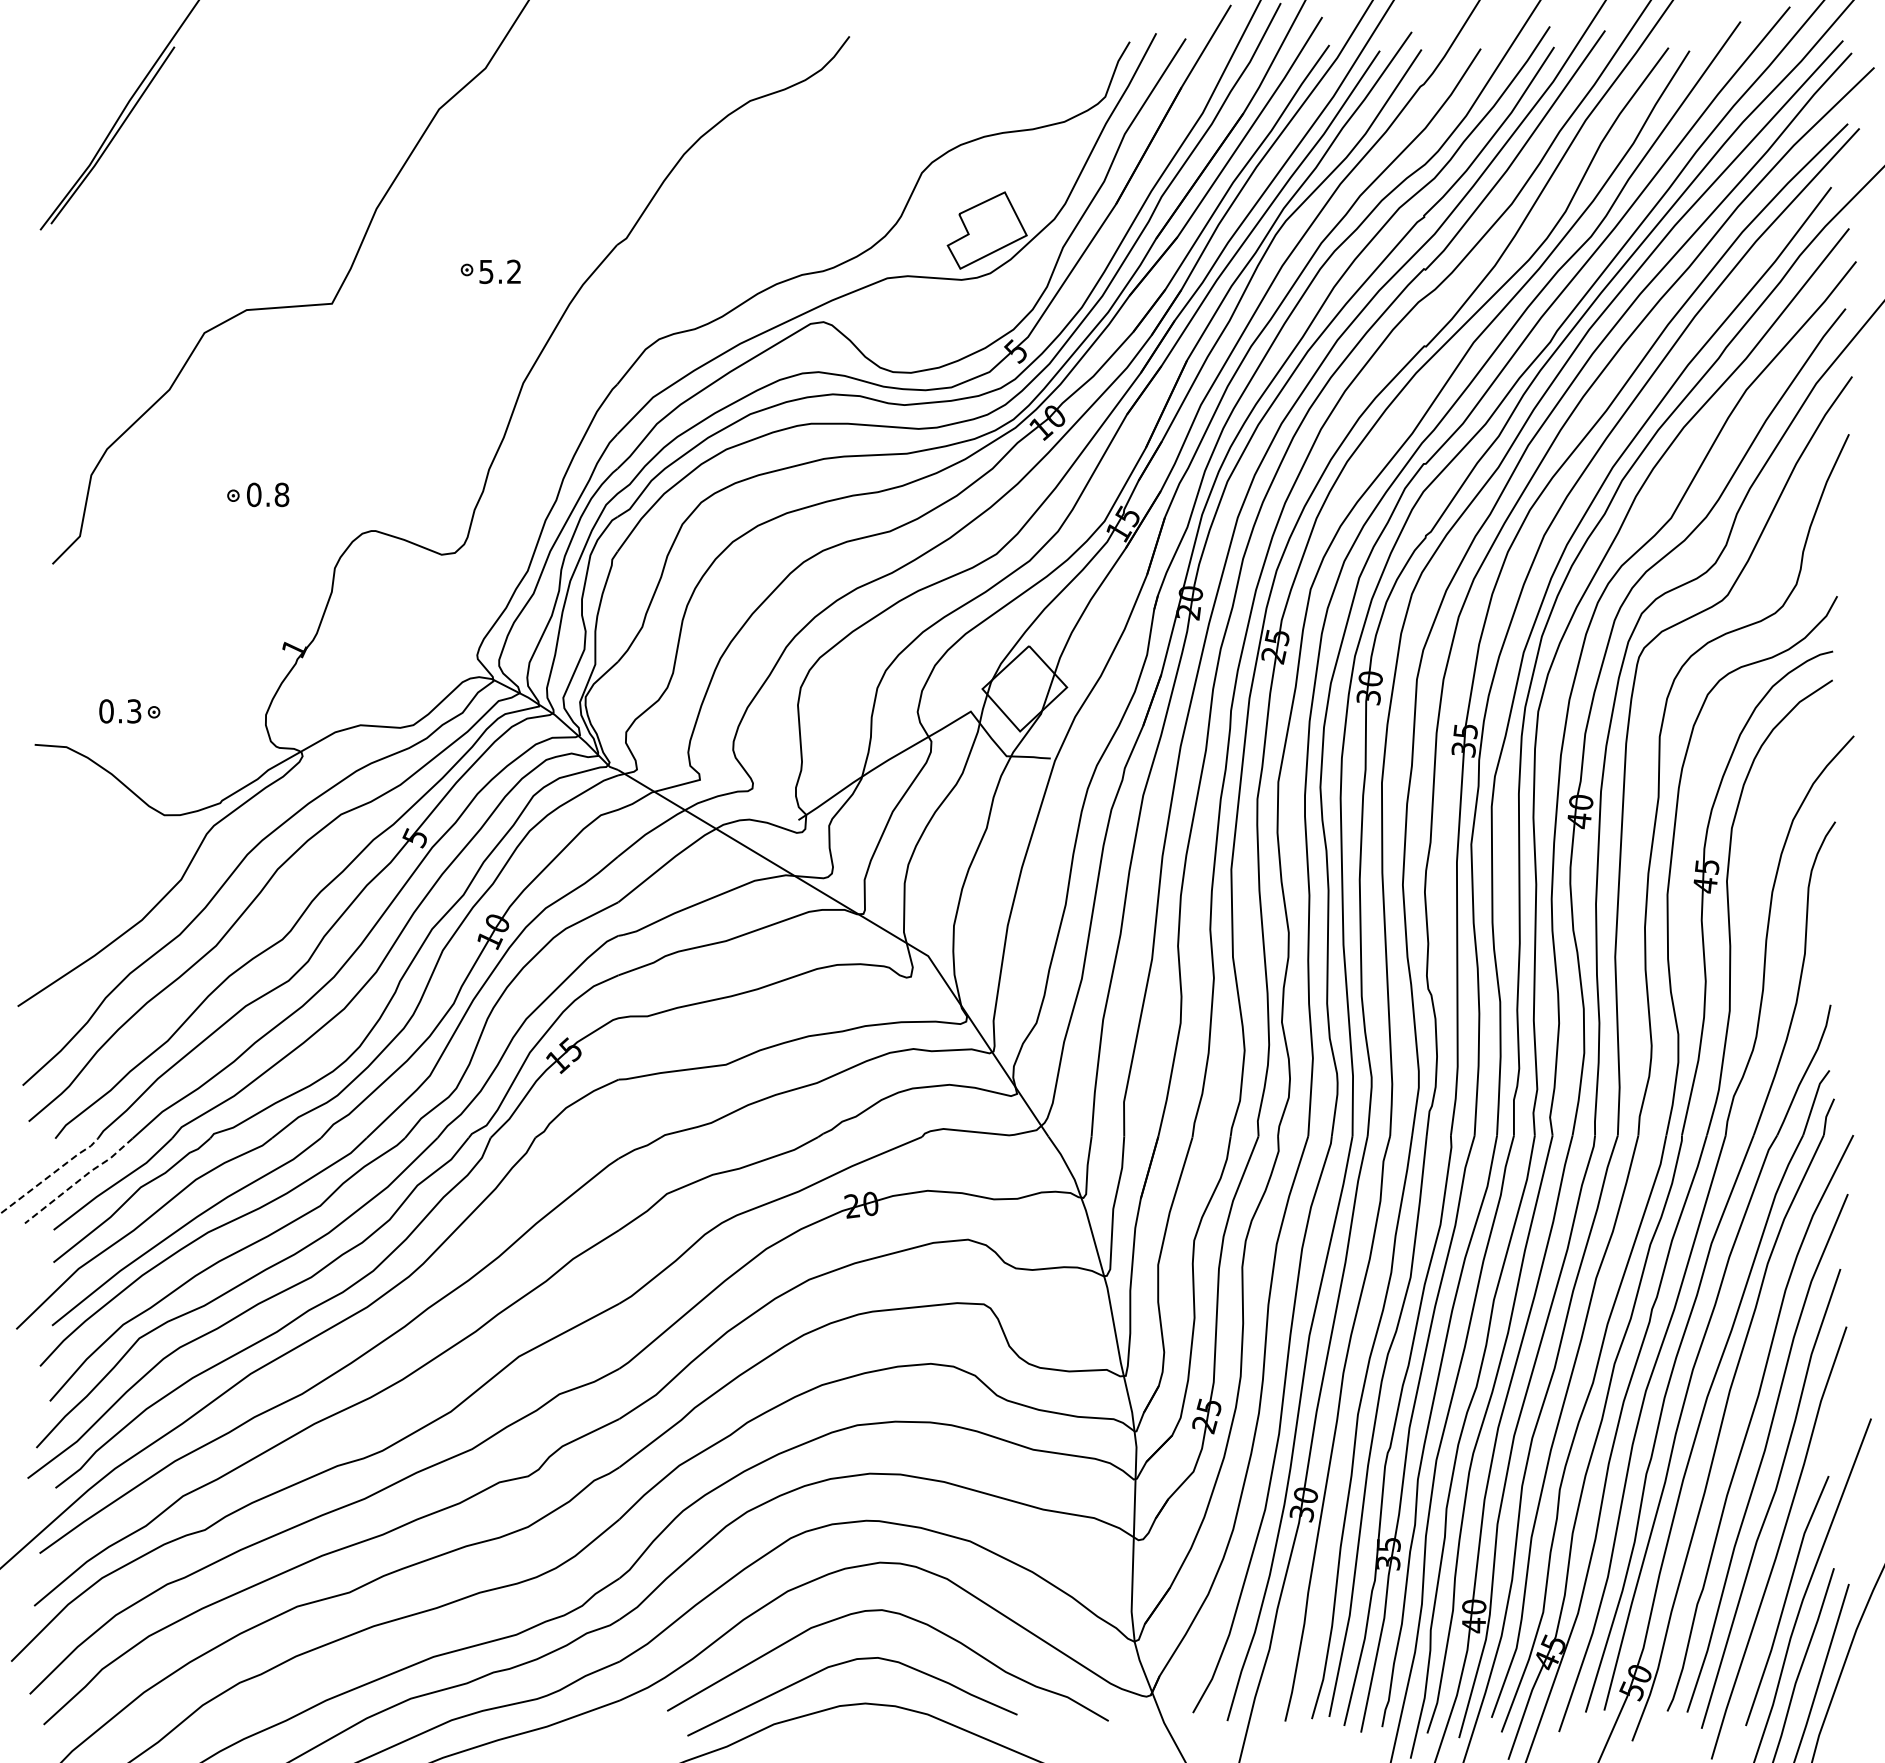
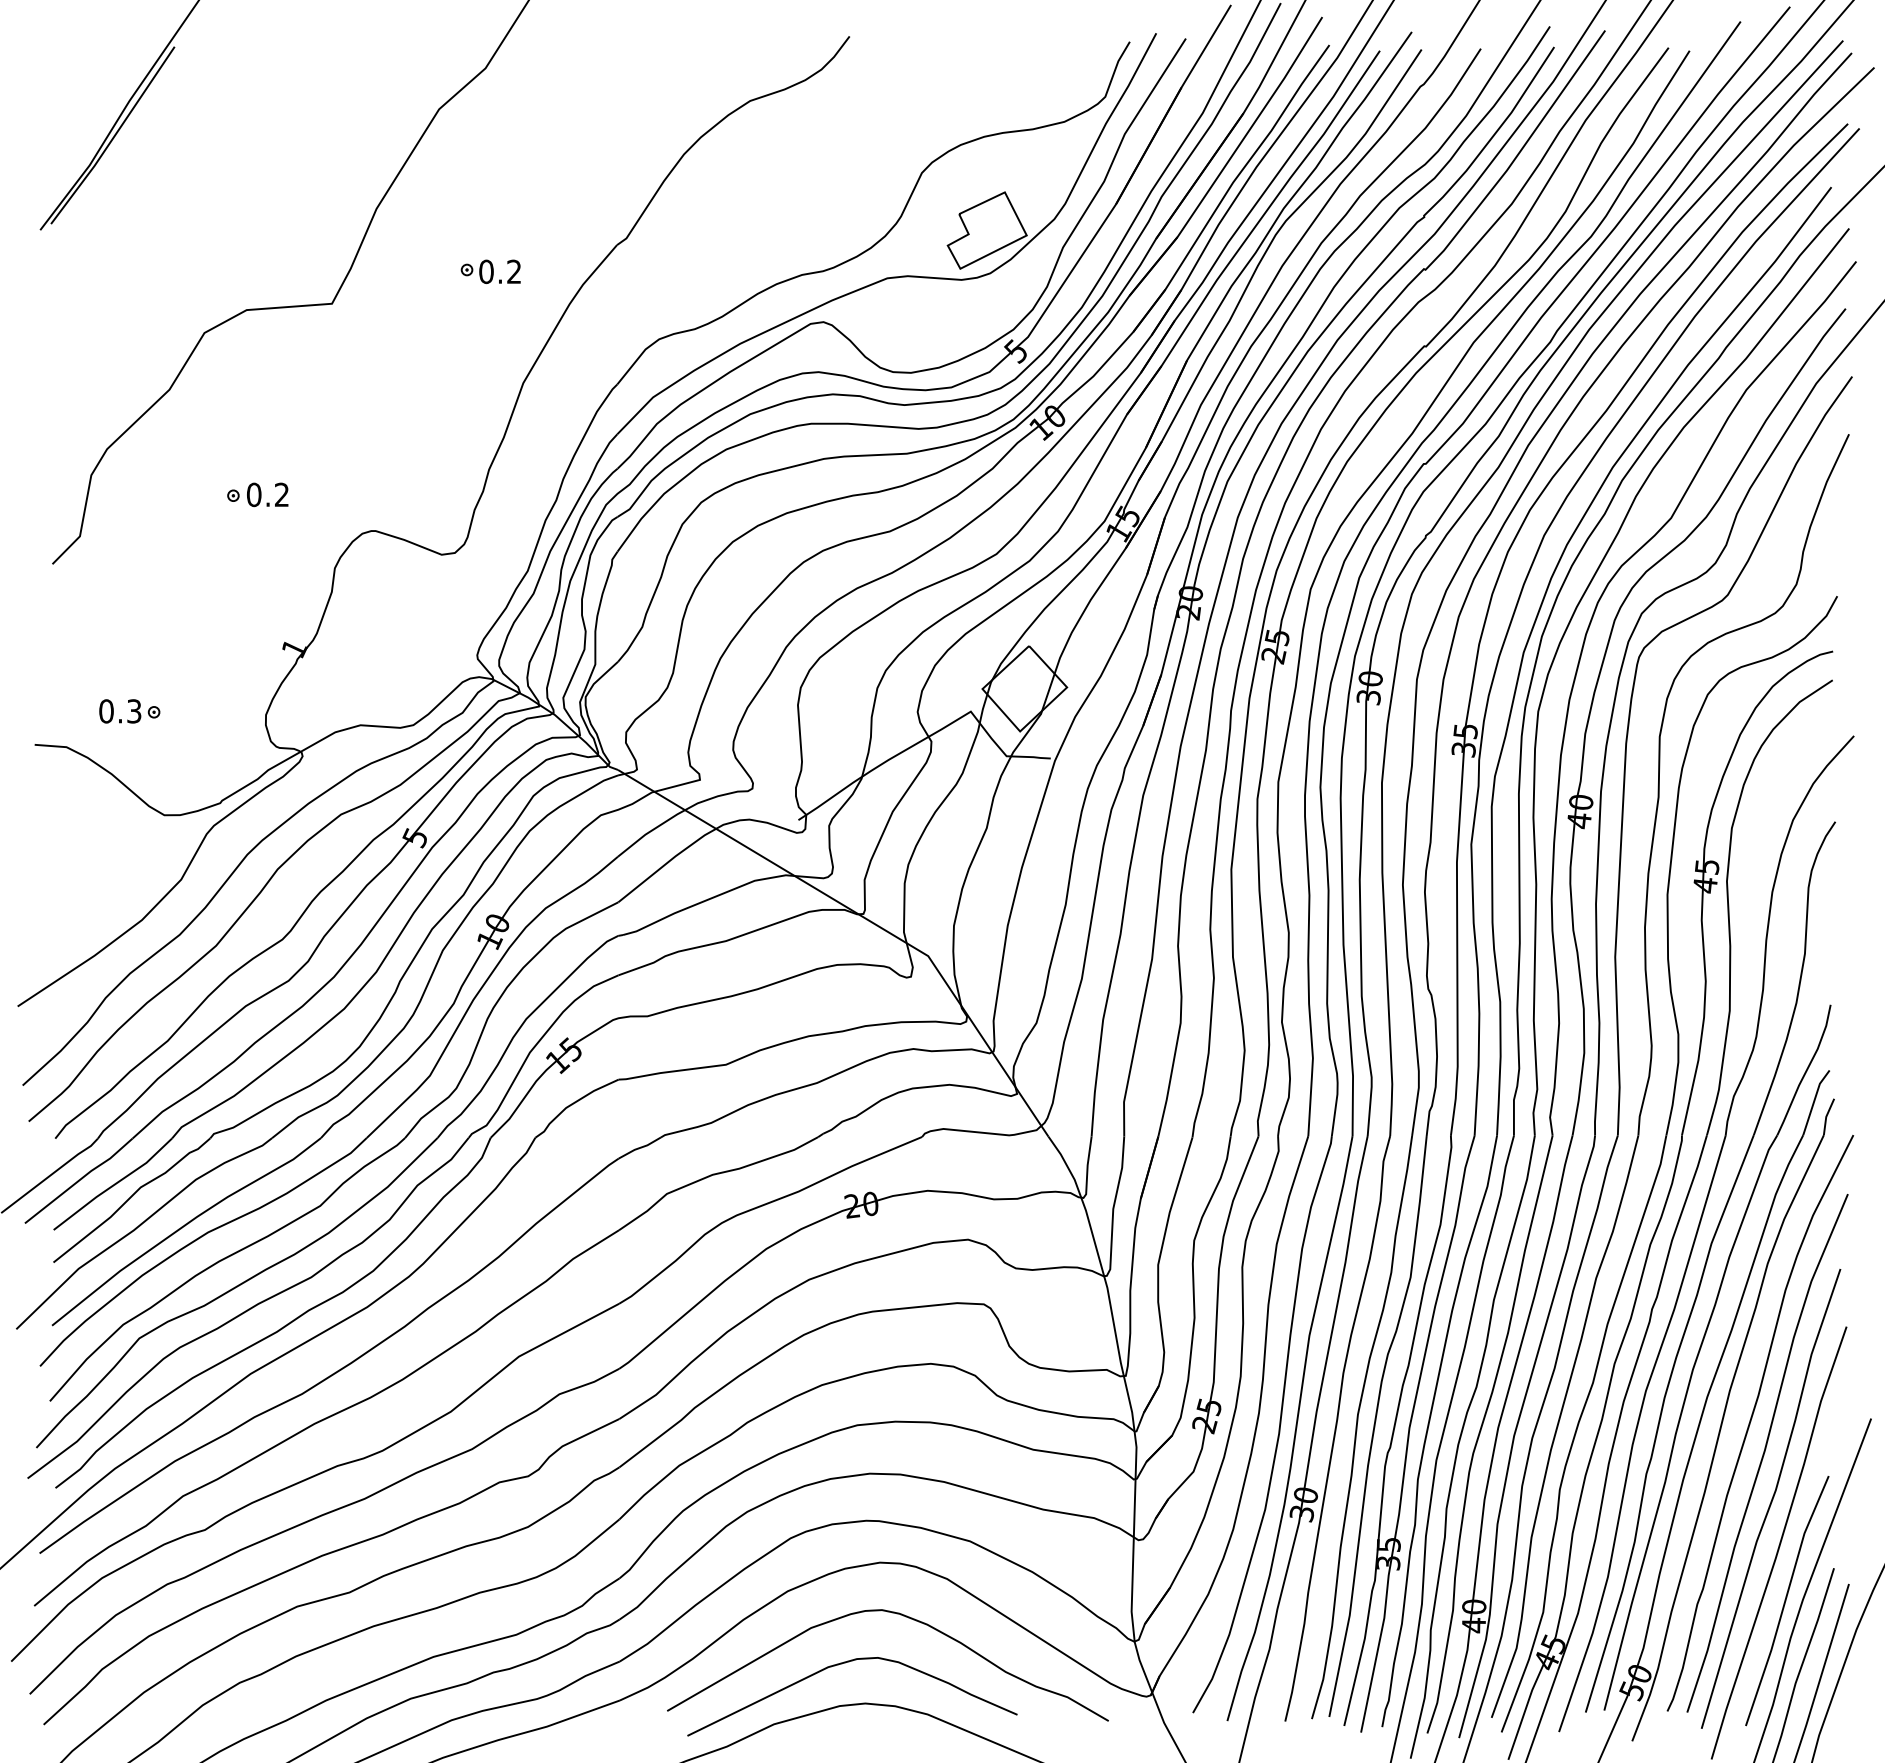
text: 5.2 -> 0.2 (486, 271)
text: 0.8 -> 0.2 (281, 494)
line: dashed -> solid (51, 1174)
line: dashed -> solid (79, 1180)
